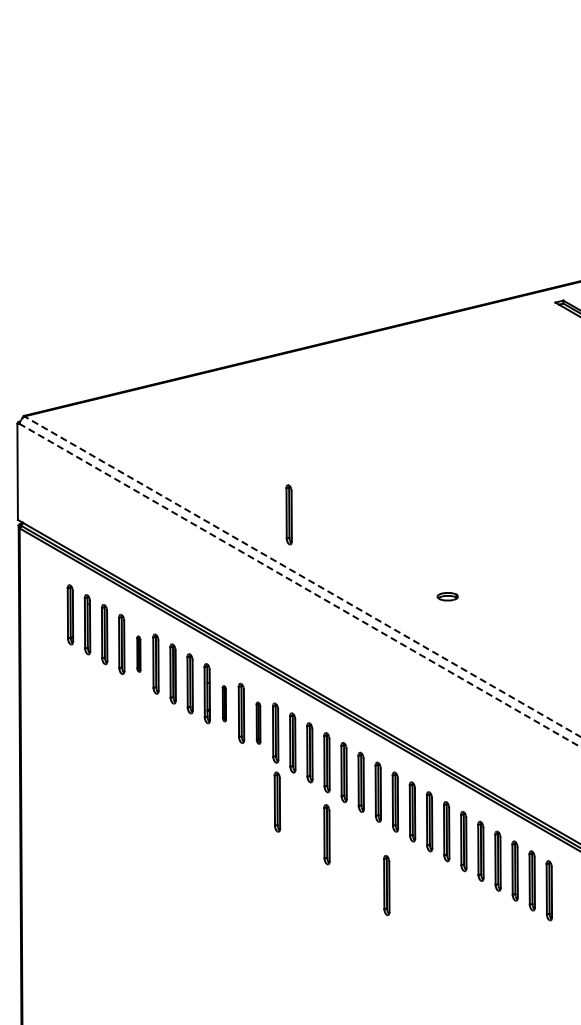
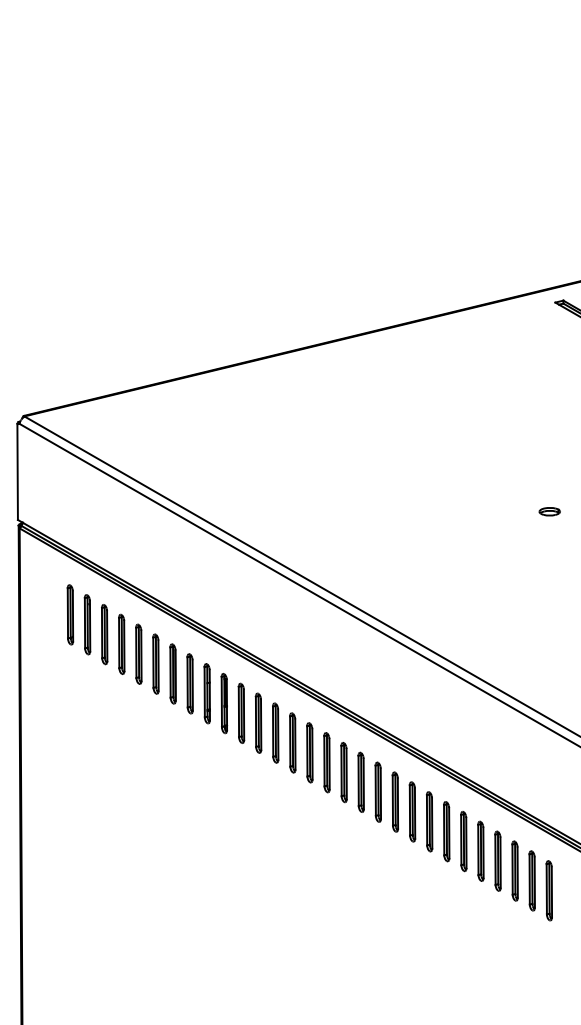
part: present -> none (288, 514)
line: dashed -> solid (302, 576)
line: dashed -> solid (299, 585)
part position: (447, 596) -> (549, 511) (549, 511)
part size: 6x38 px -> 8x62 px (138, 653)
part size: 6x38 px -> 9x62 px (224, 703)
part size: 7x44 px -> 9x62 px (258, 722)
part: present -> none (277, 801)
part: present -> none (326, 834)
part: present -> none (386, 885)
